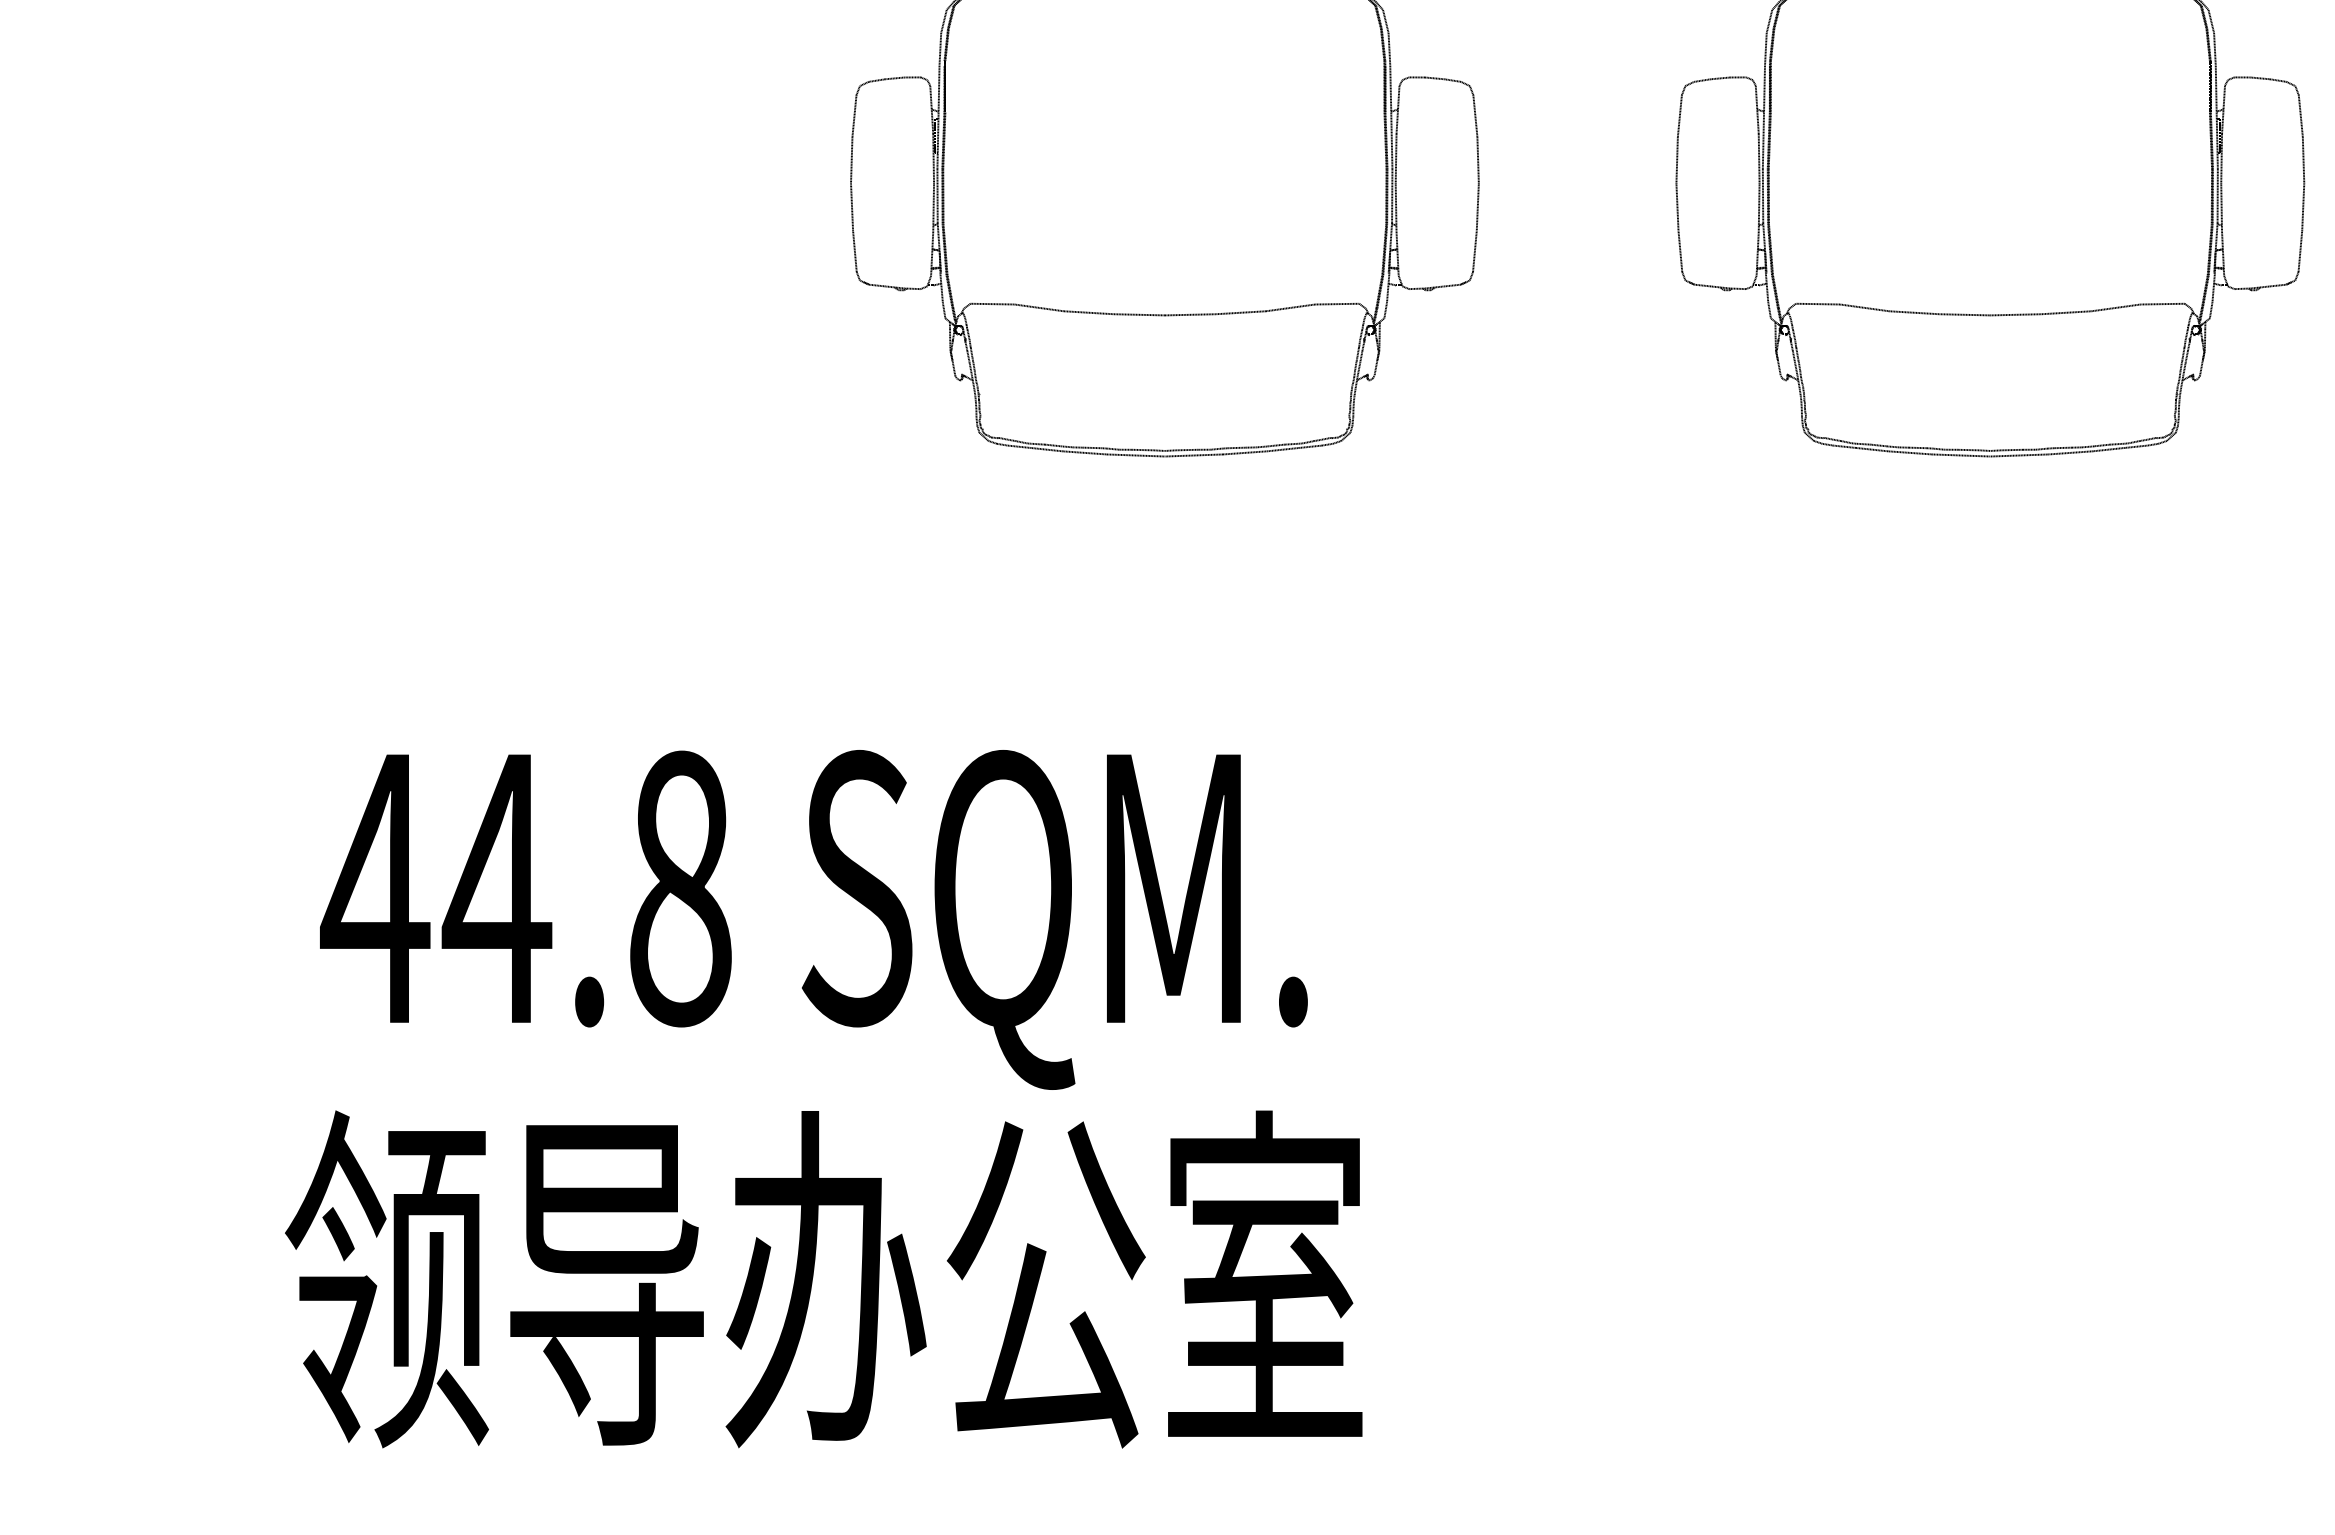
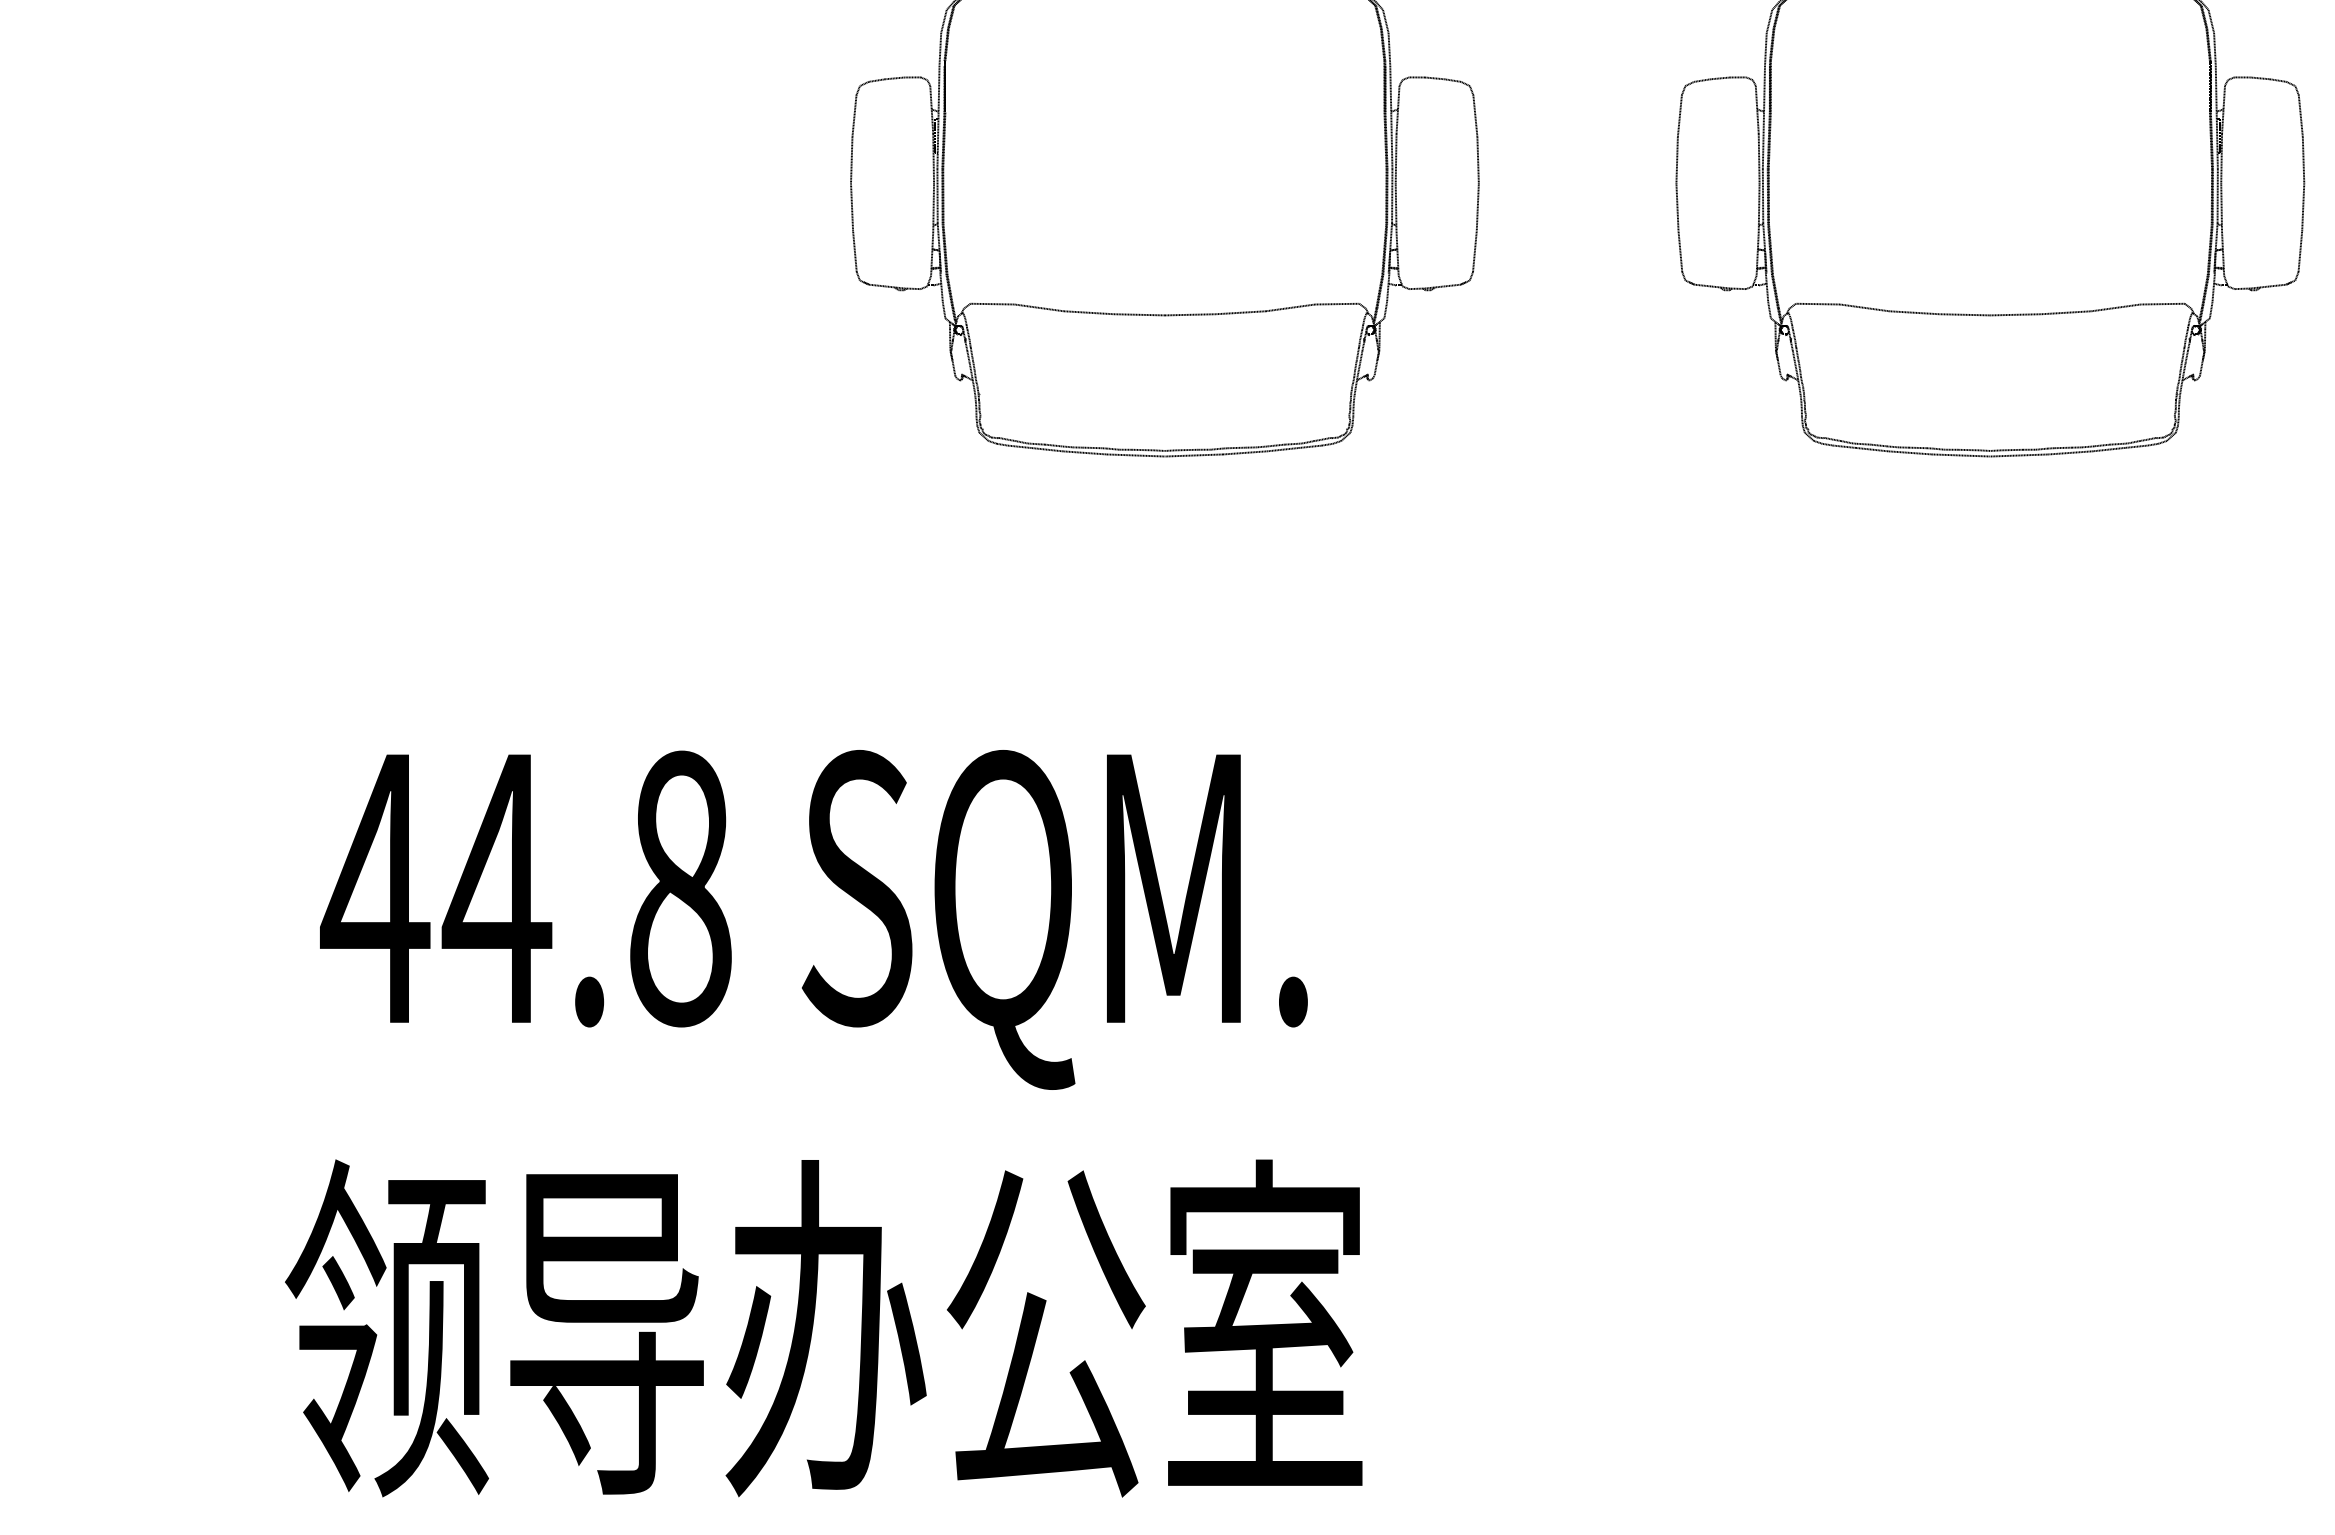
text position: (823, 1279) -> (823, 1328) (823, 1328)
